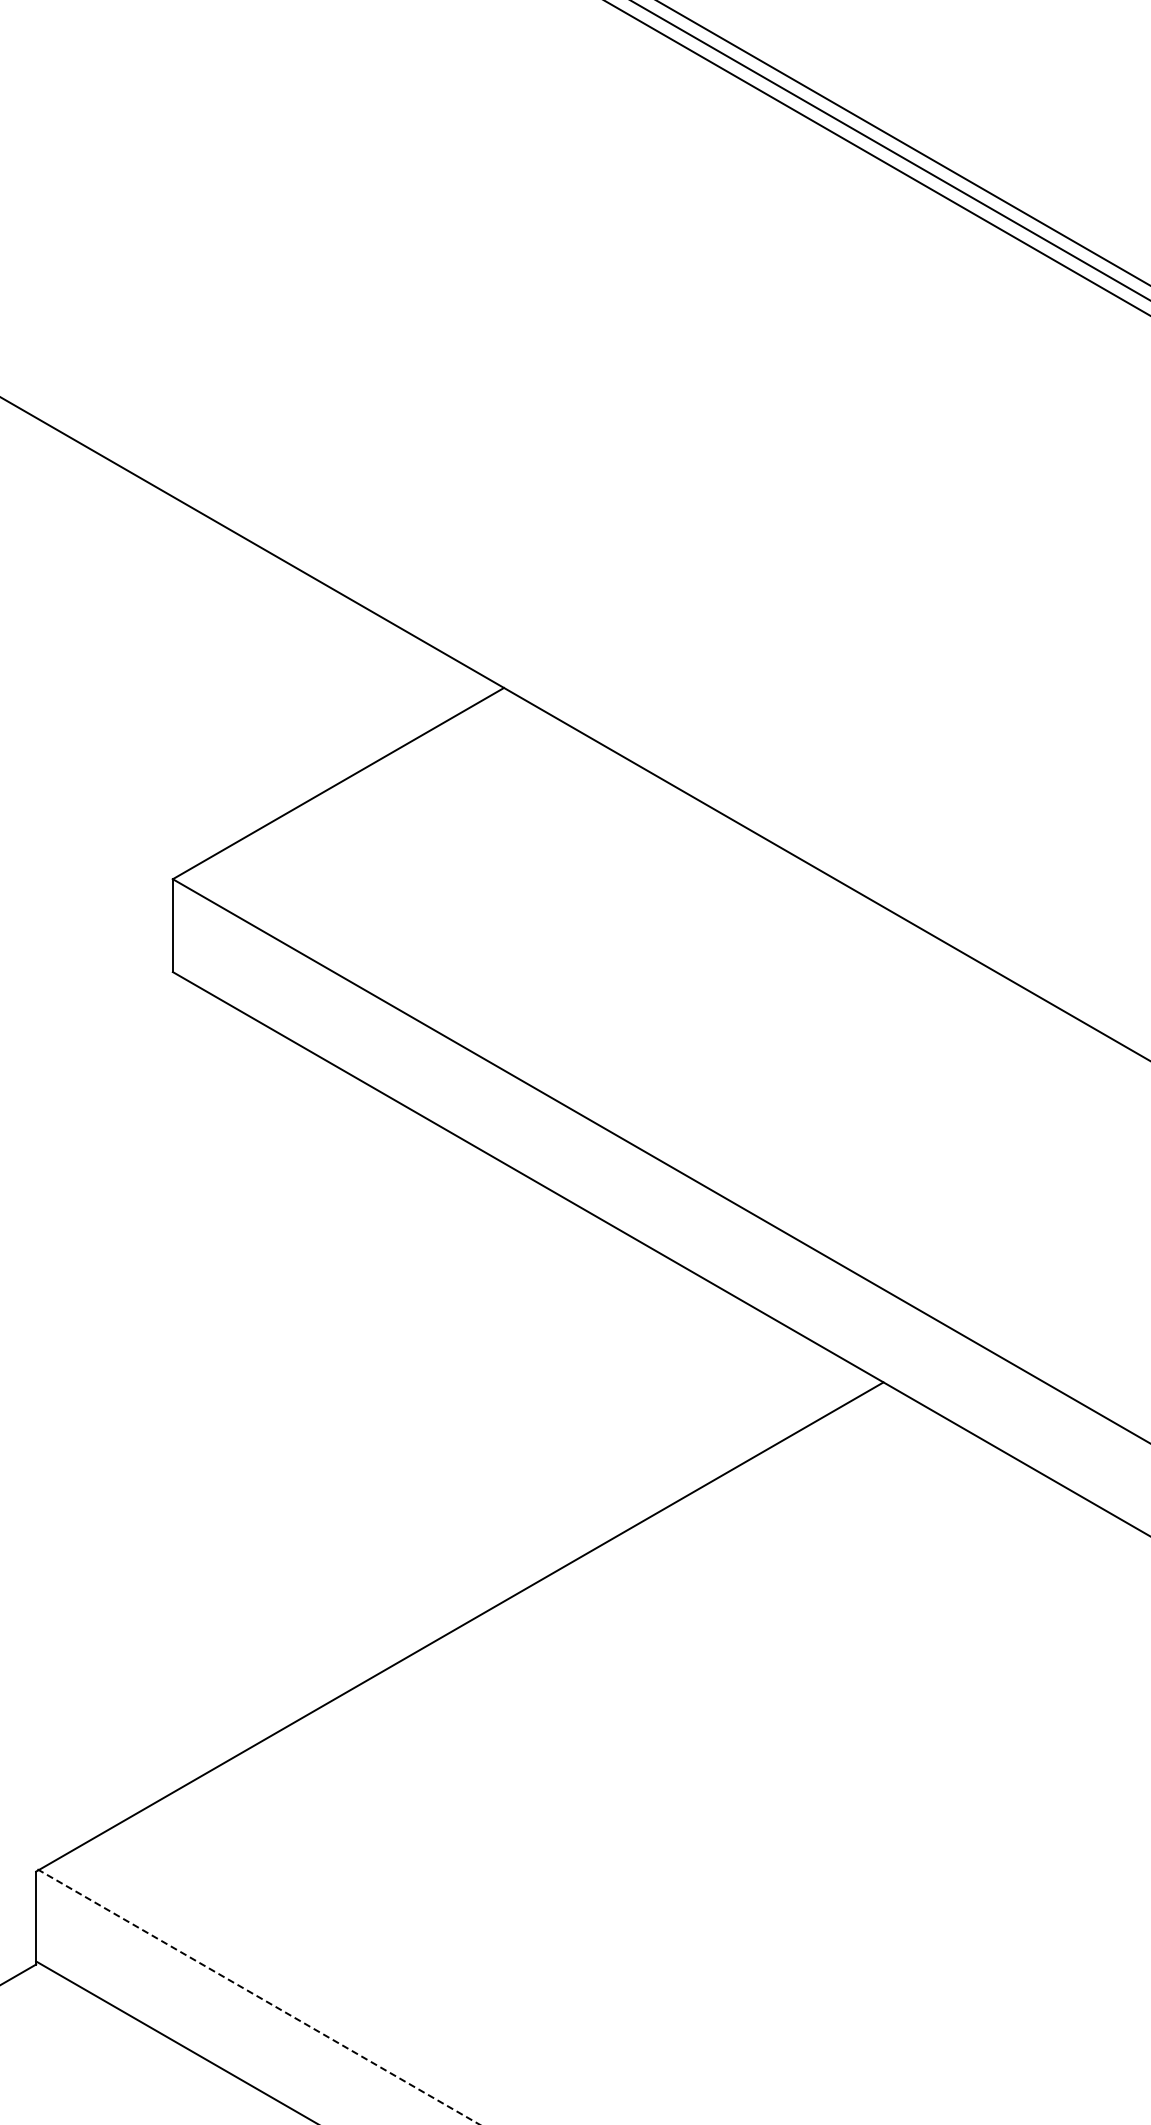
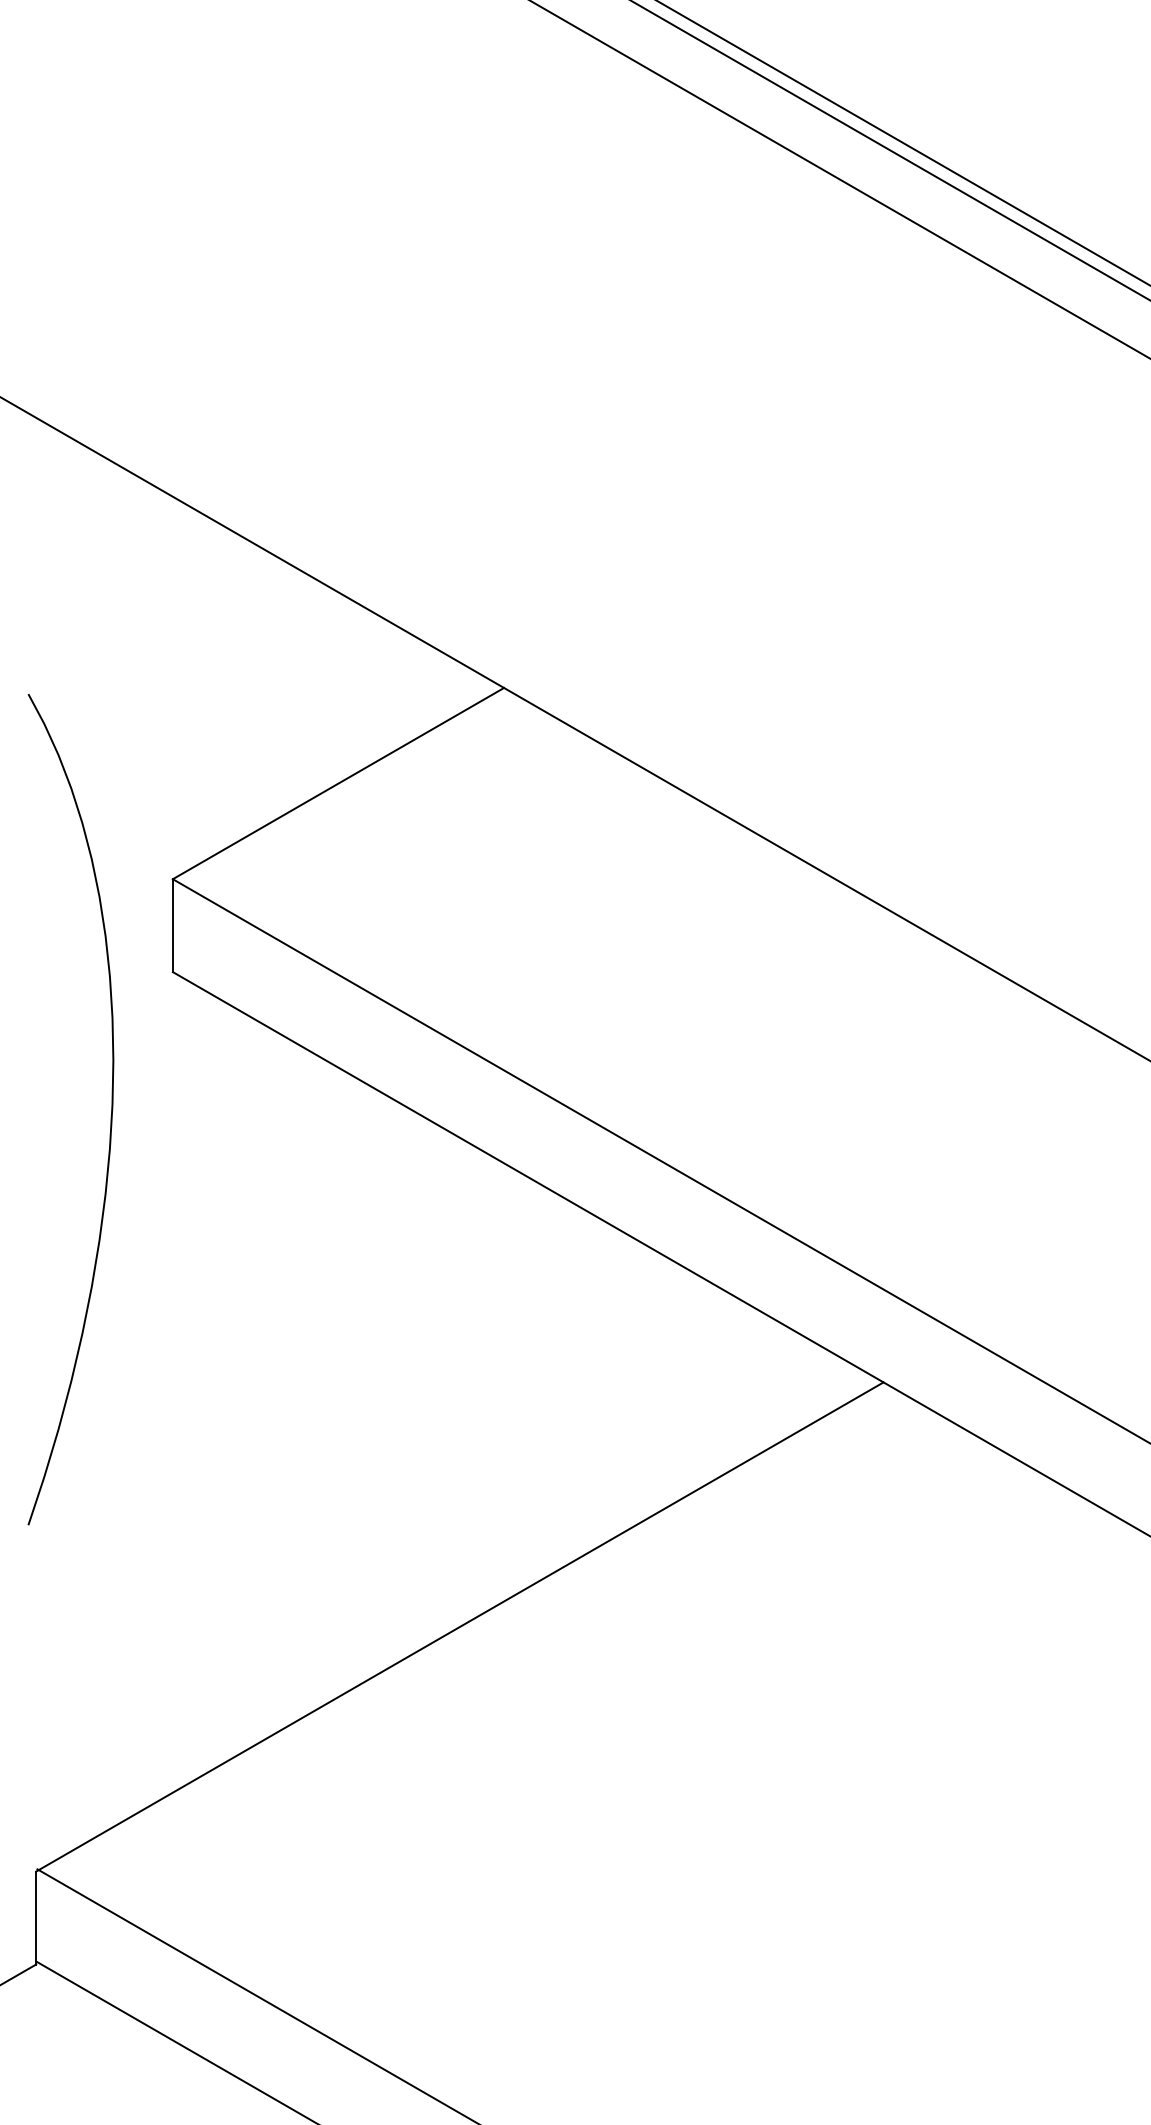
line position: (876, 158) -> (839, 179) (839, 179)
curve: none -> present (110, 1116)
line: dashed -> solid (259, 1997)
